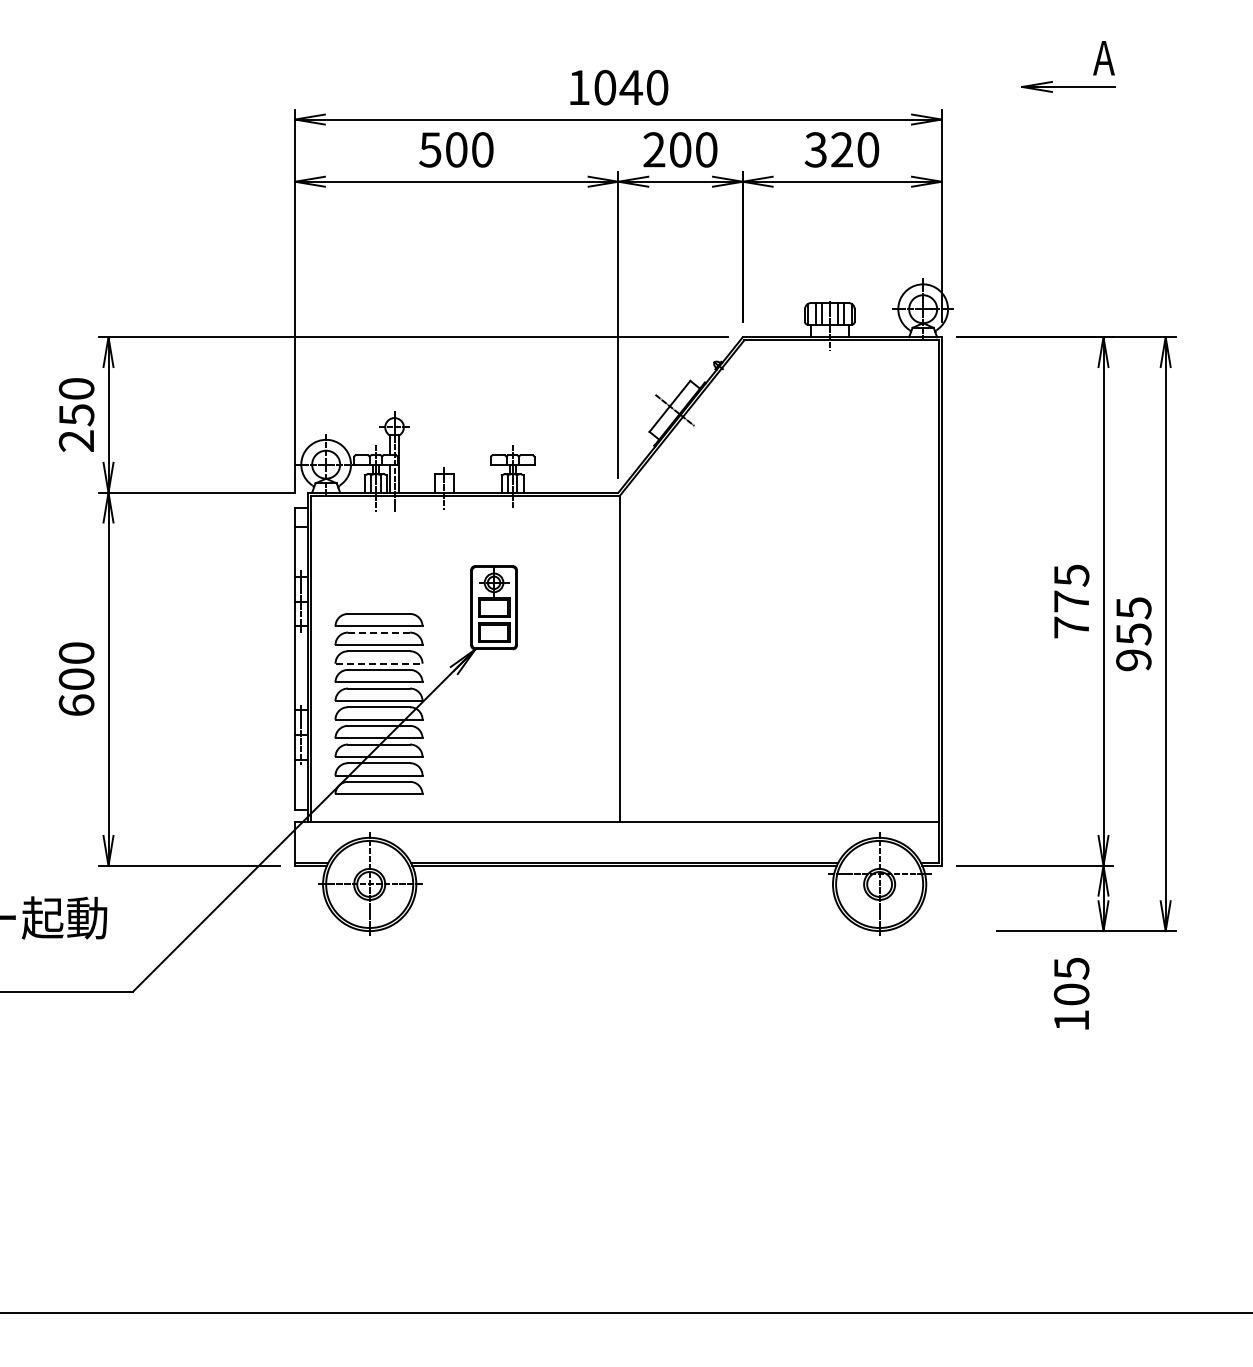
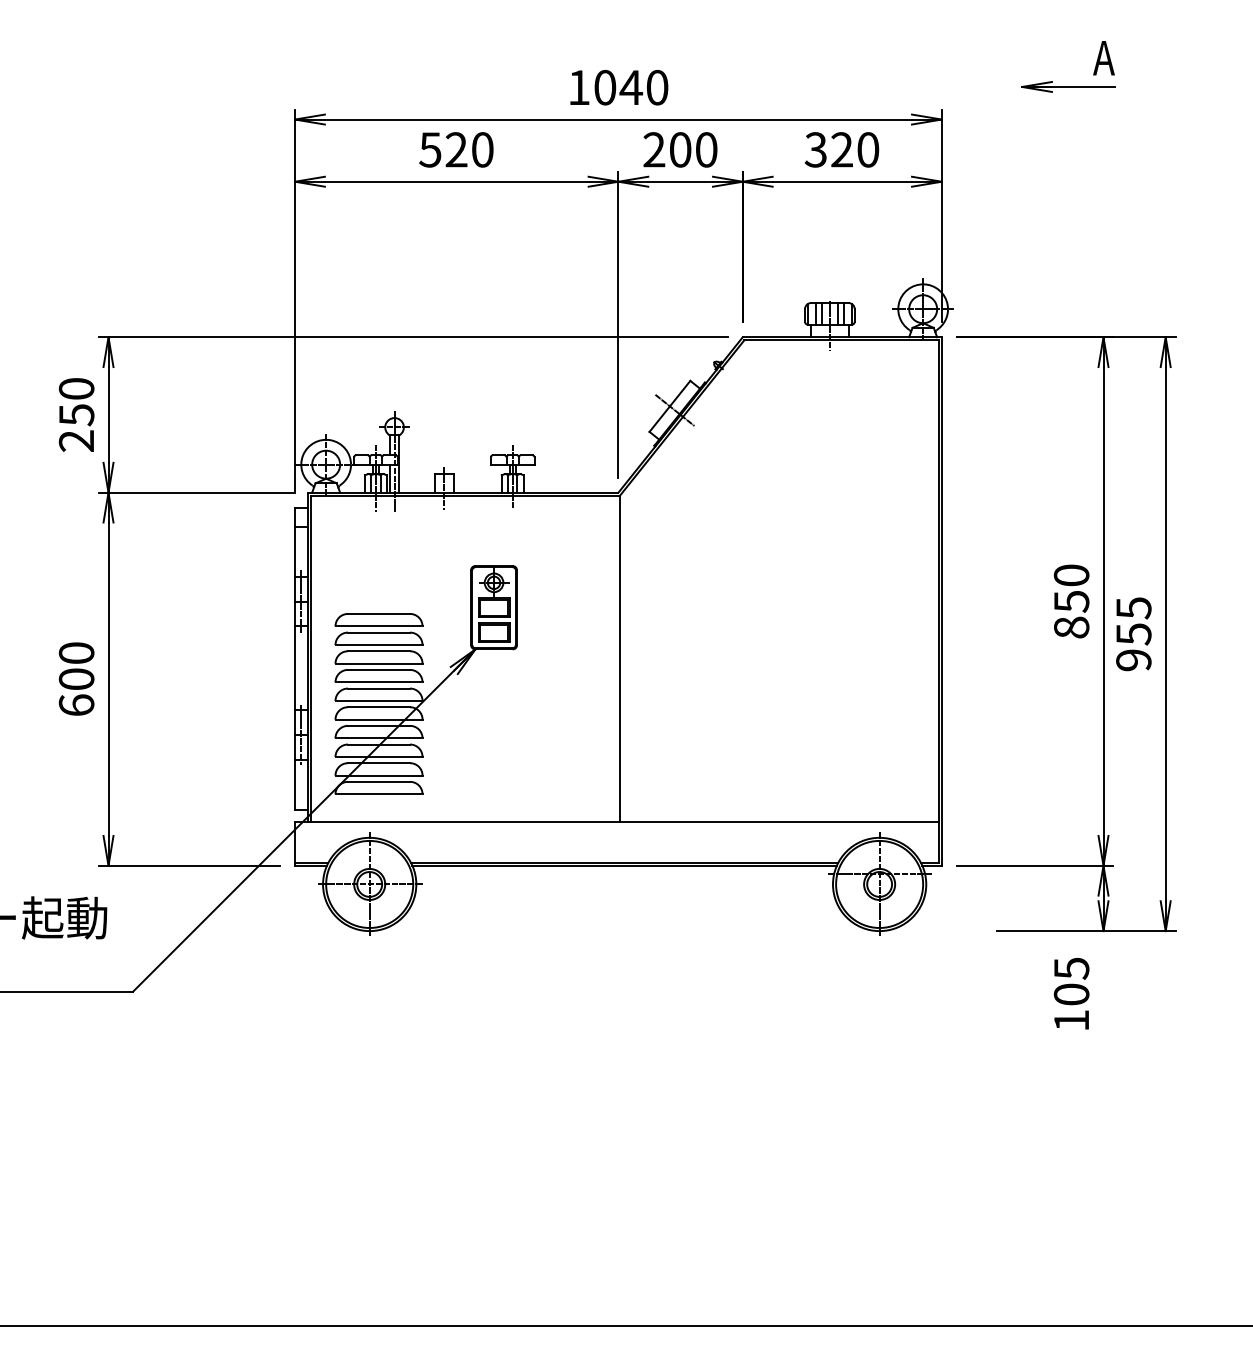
text: 500 -> 520 (456, 149)
text: 775 -> 850 (1071, 601)
line: dashed -> solid (379, 632)
line: dashed -> solid (379, 663)
line position: (625, 1312) -> (625, 1325) (625, 1325)
